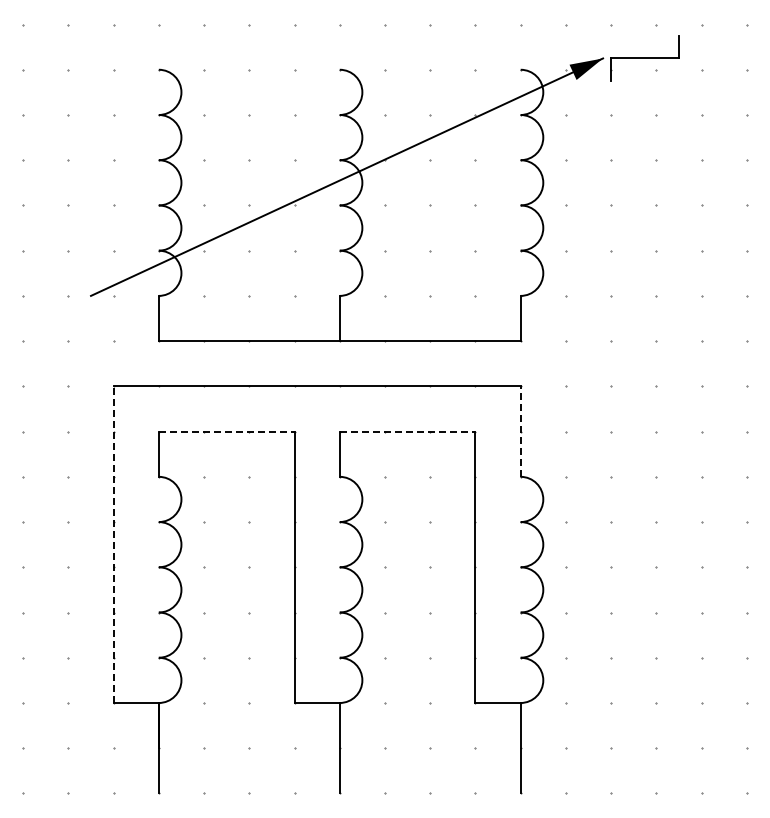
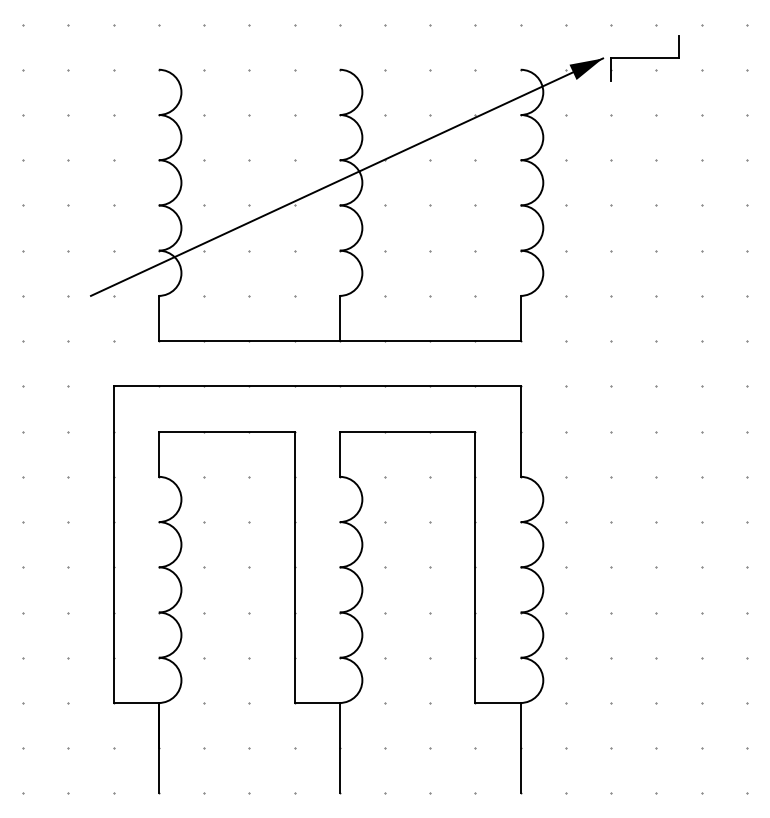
line: dashed -> solid (226, 431)
line: dashed -> solid (407, 431)
line: dashed -> solid (520, 431)
line: dashed -> solid (113, 544)
